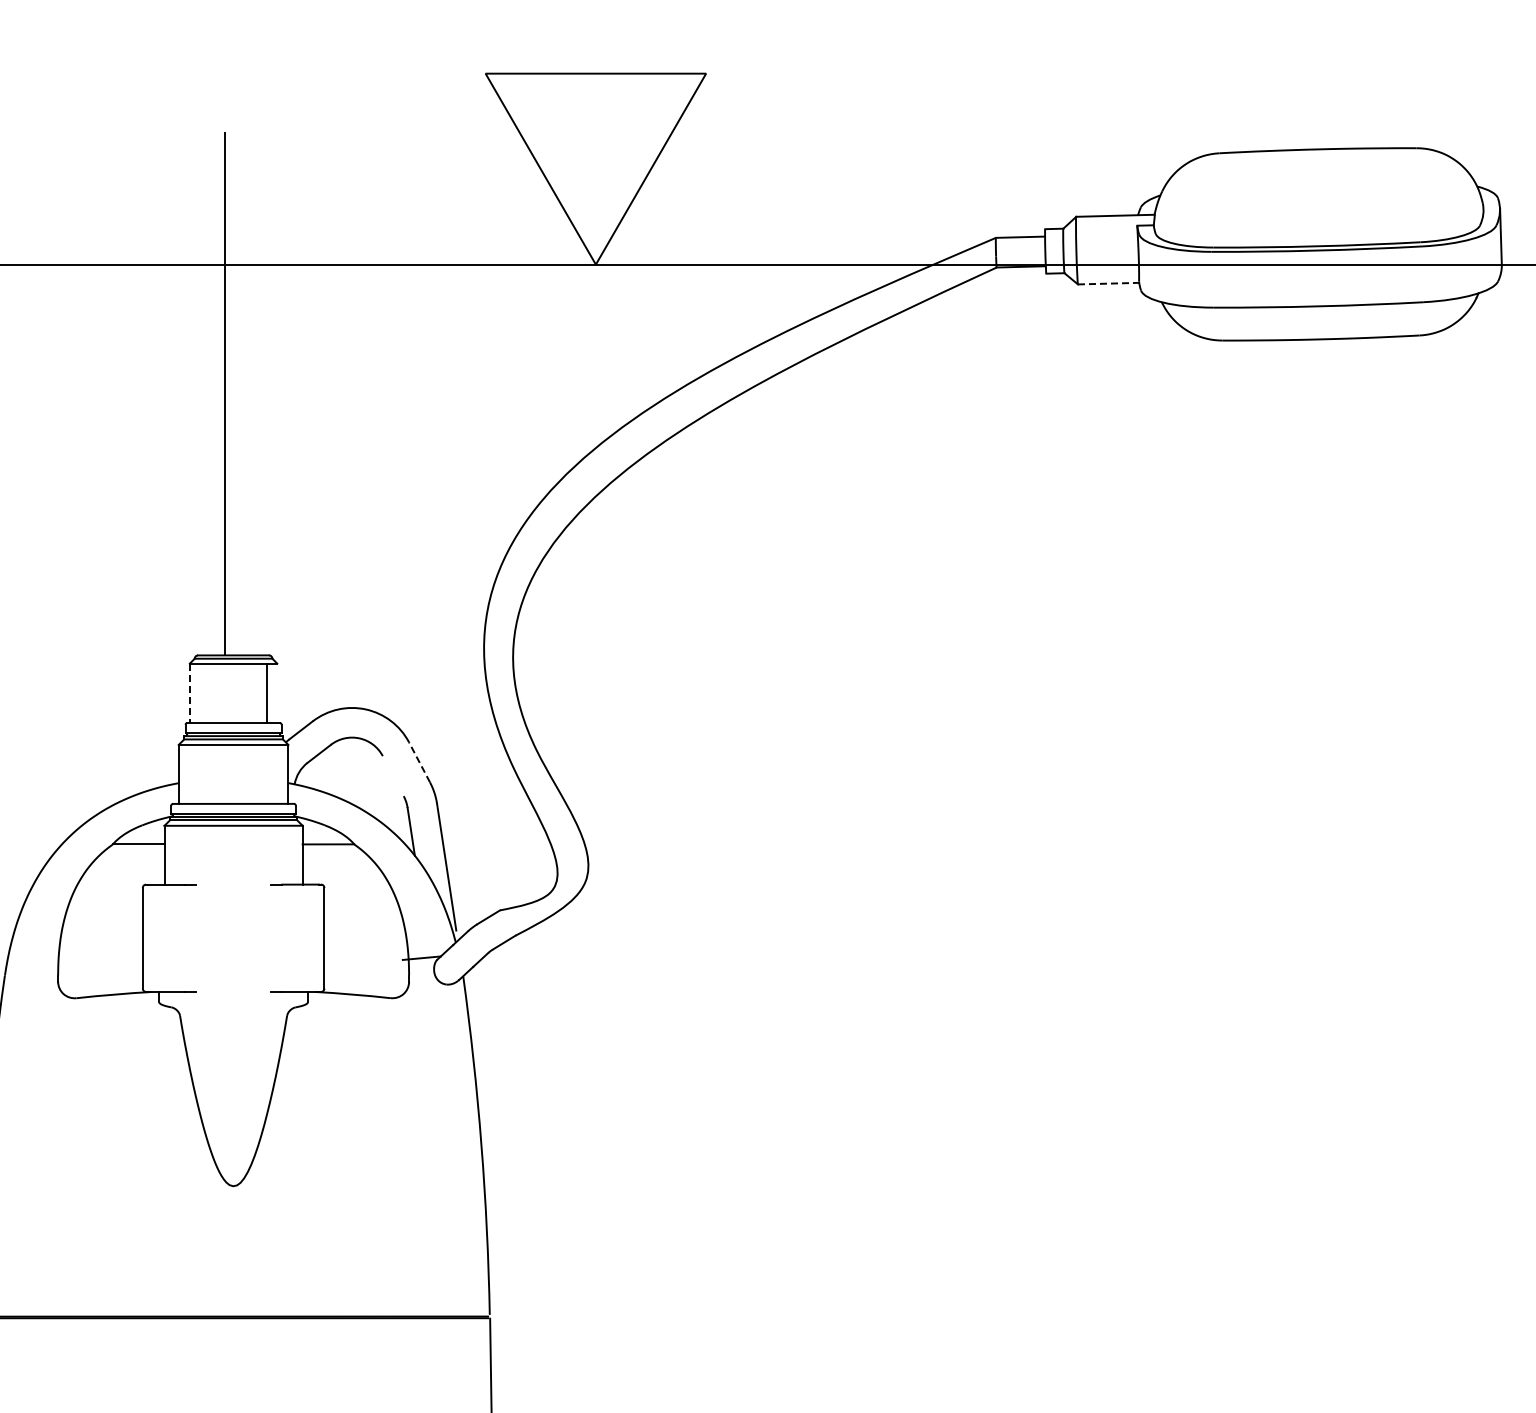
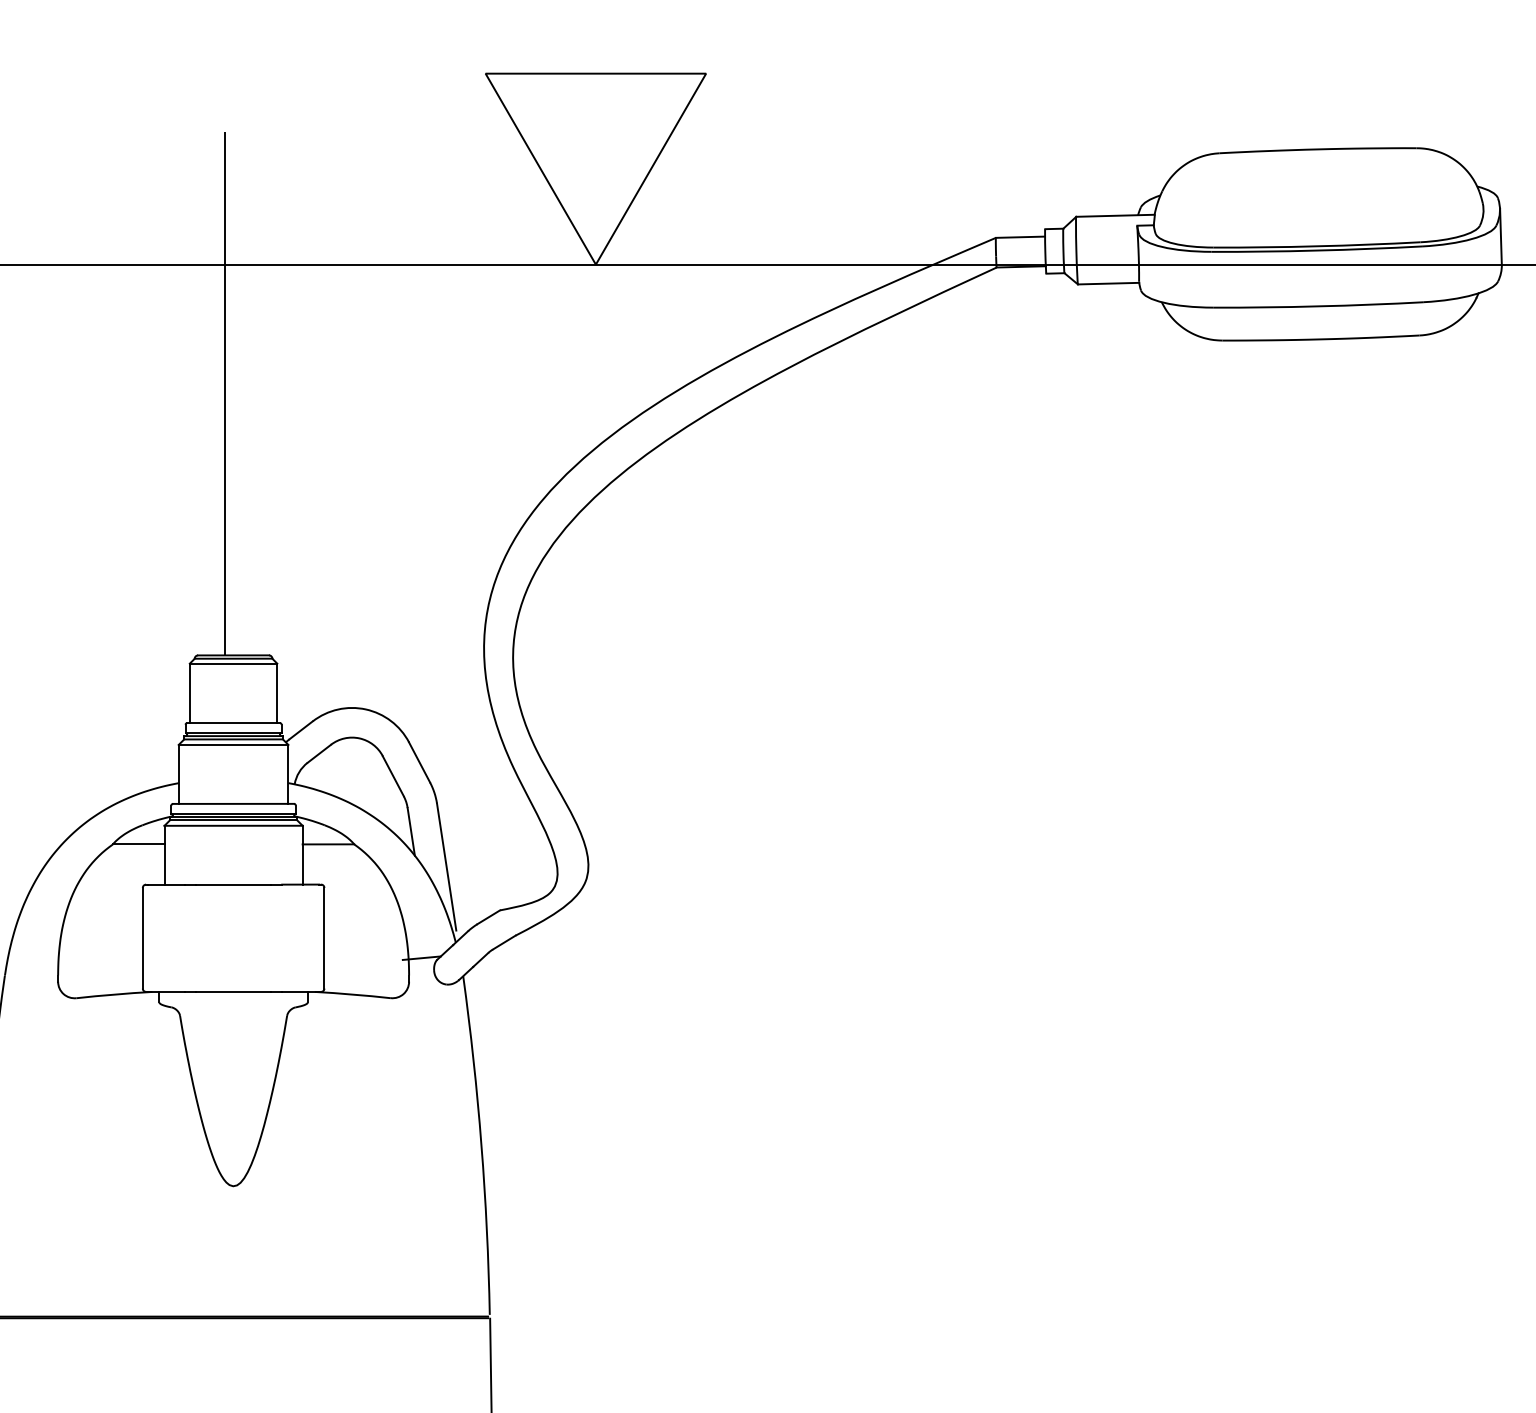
line: dashed -> solid (1108, 283)
line: dashed -> solid (189, 693)
line position: (267, 693) -> (277, 693) (277, 693)
line: dashed -> solid (419, 762)
line: none -> present (392, 776)
line: none -> present (233, 884)
line: none -> present (233, 991)
